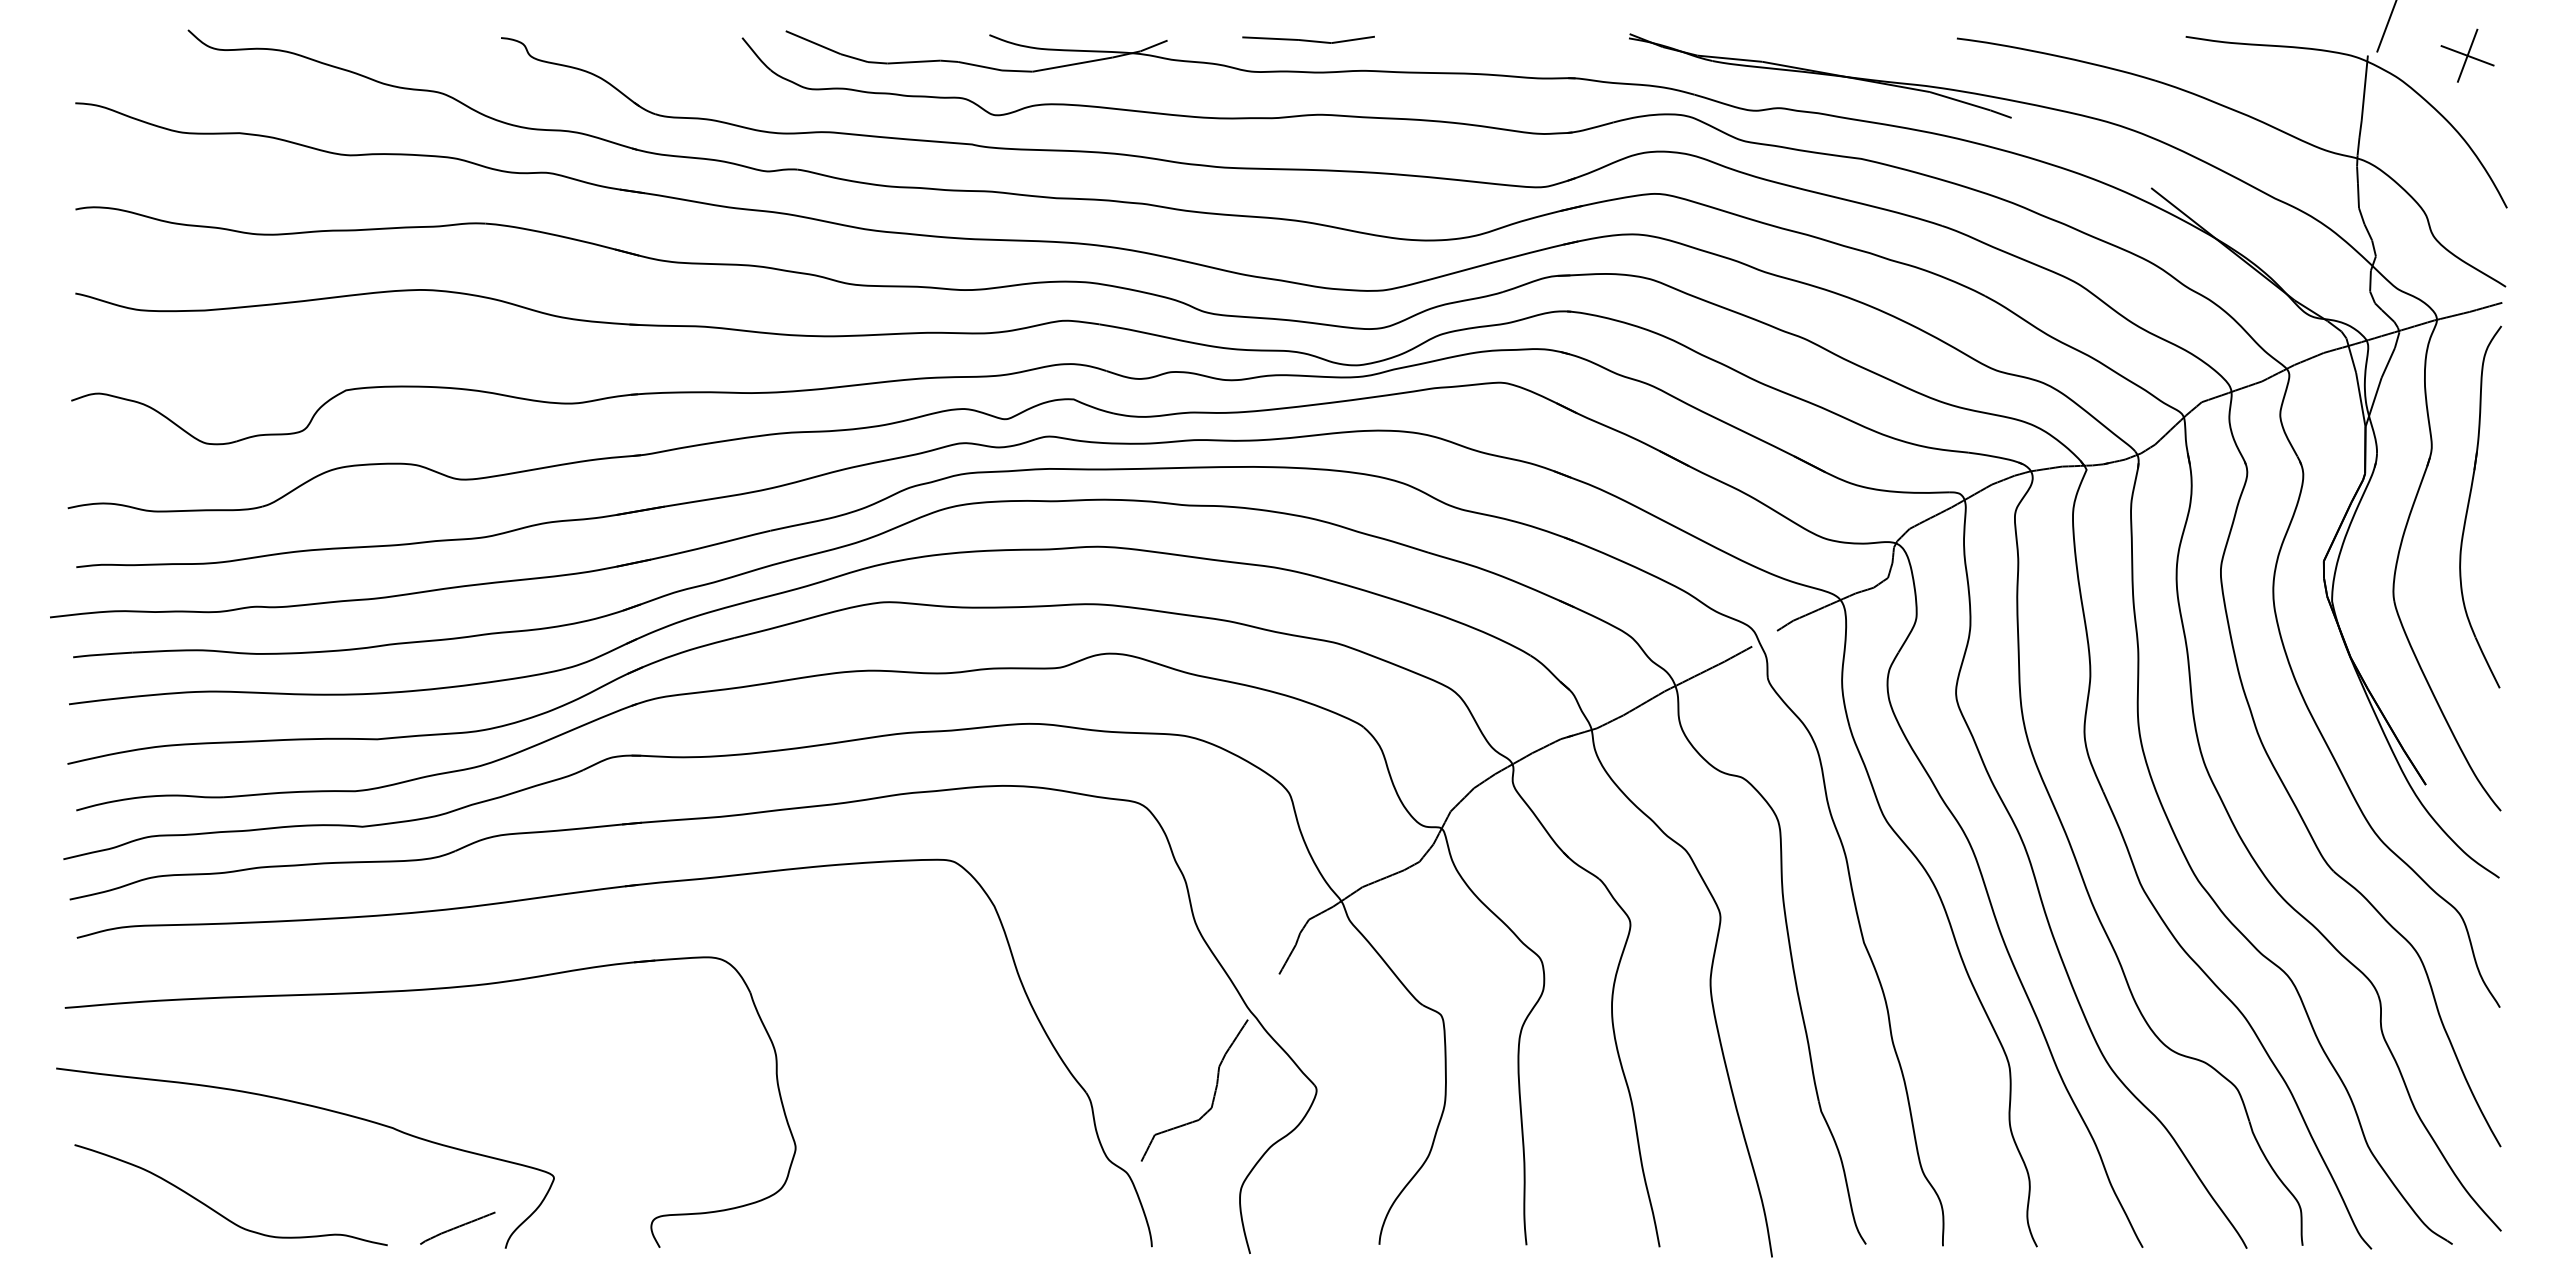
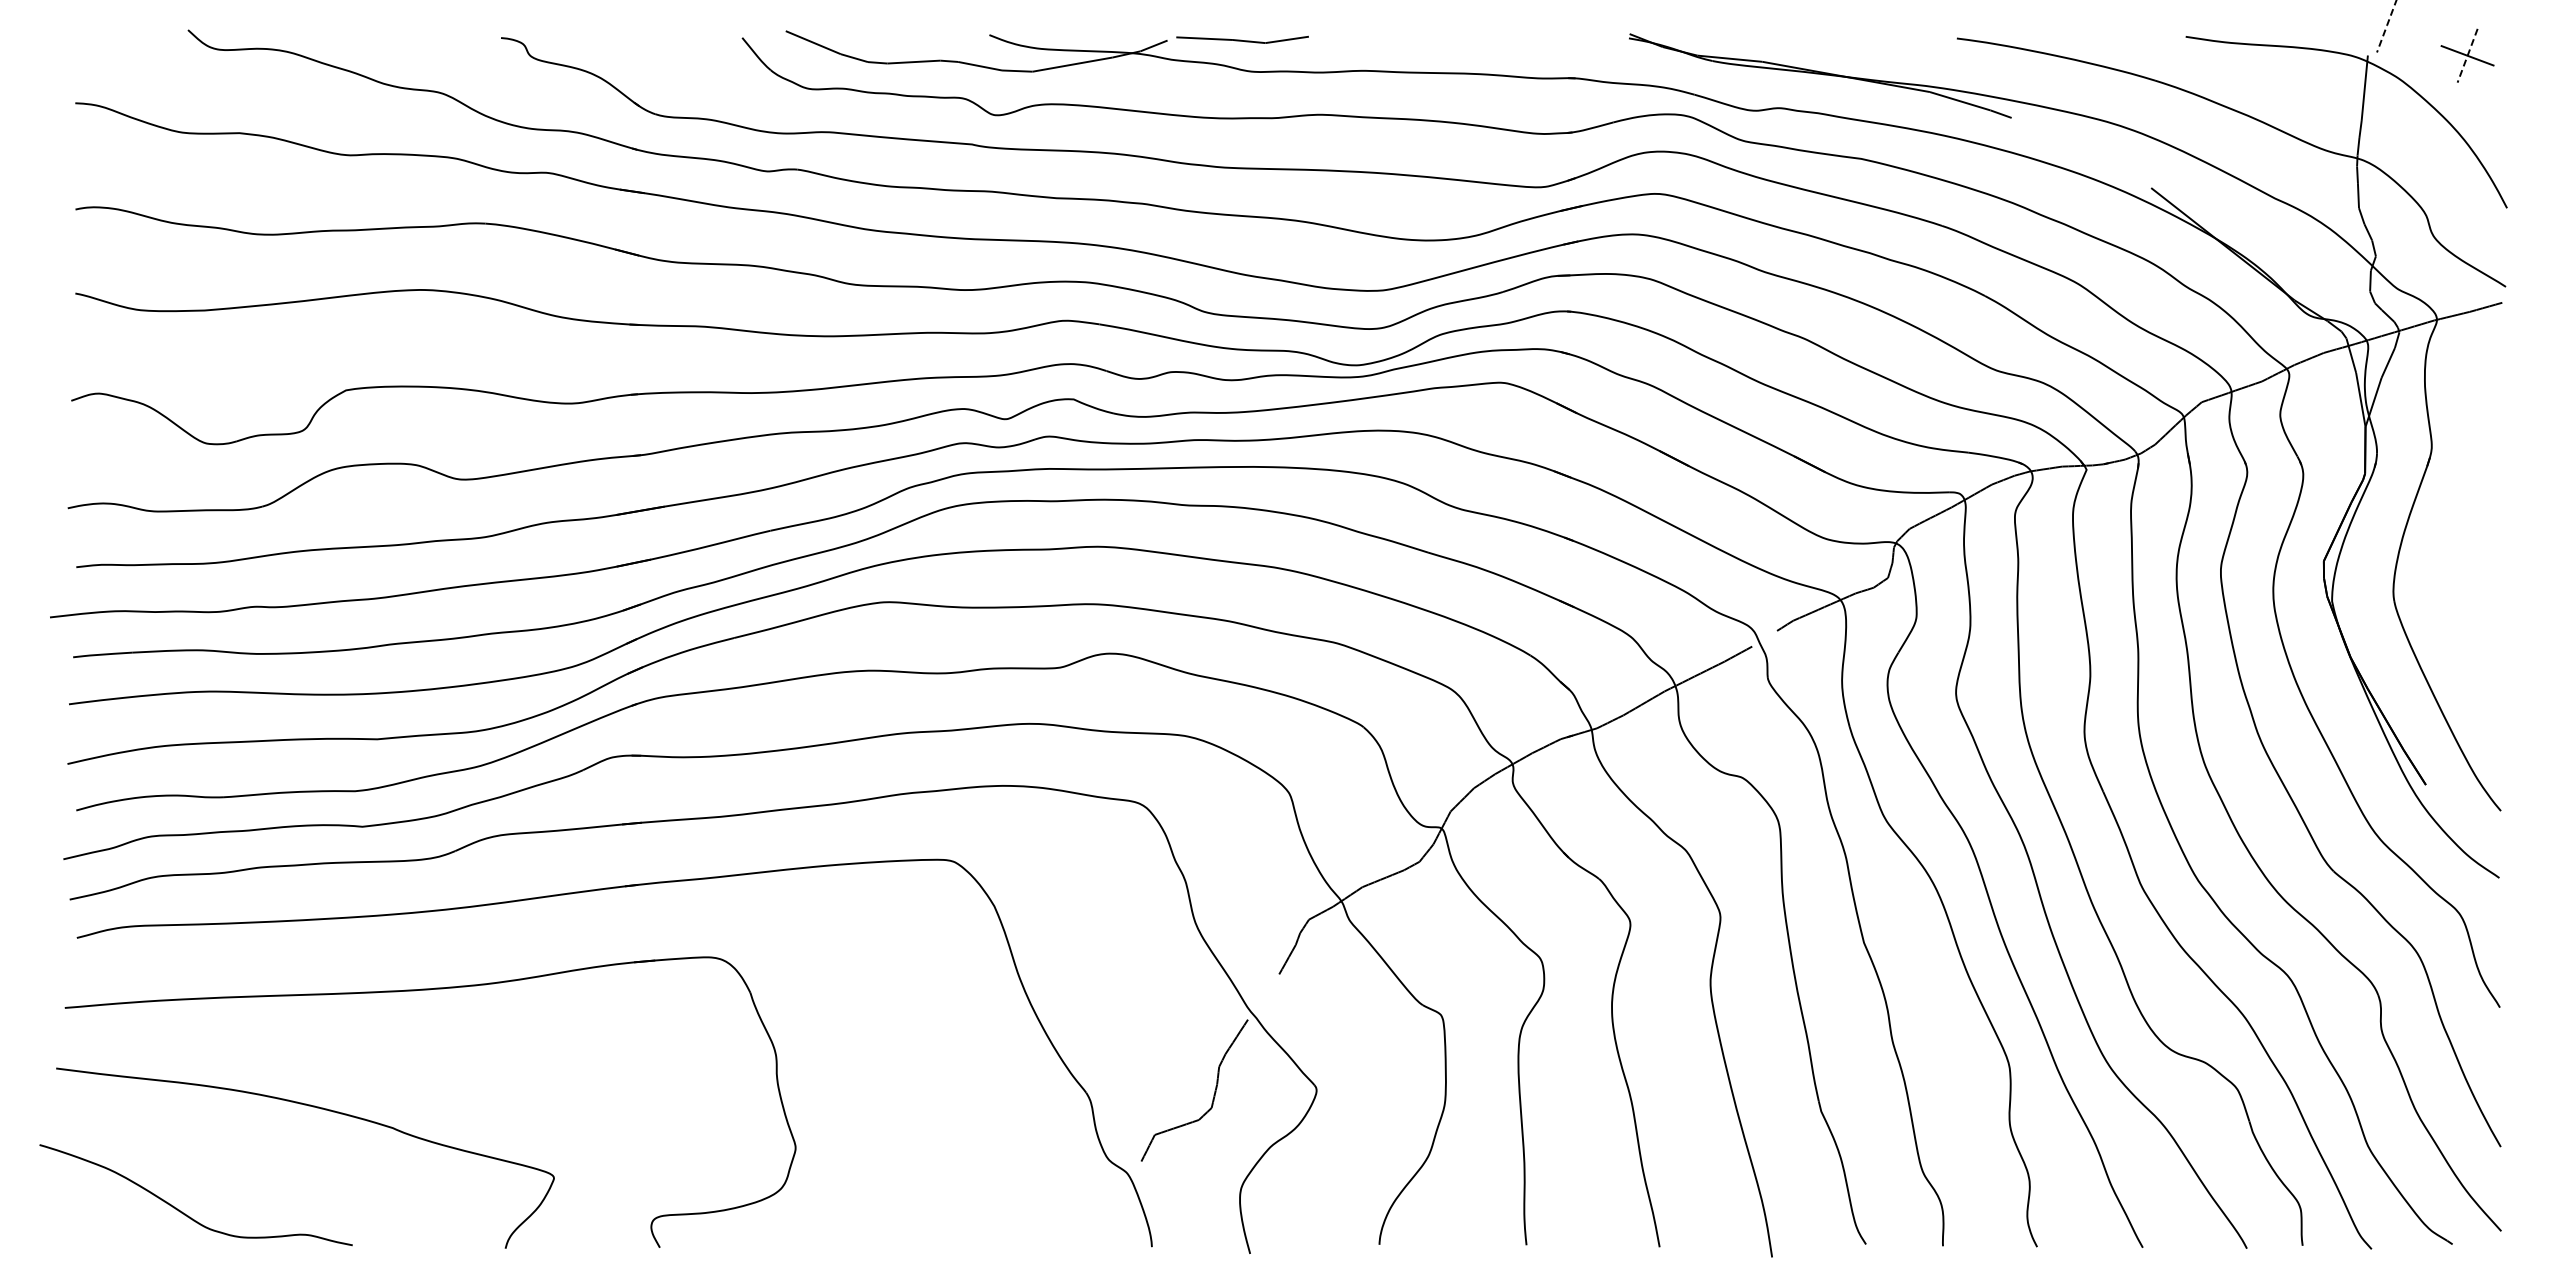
line: solid -> dashed (2386, 26)
line position: (1307, 39) -> (1241, 39) (1241, 39)
line: solid -> dashed (2467, 55)
part: present -> none (2469, 504)
curve position: (220, 1213) -> (185, 1213) (185, 1213)
curve: present -> none (457, 1227)
